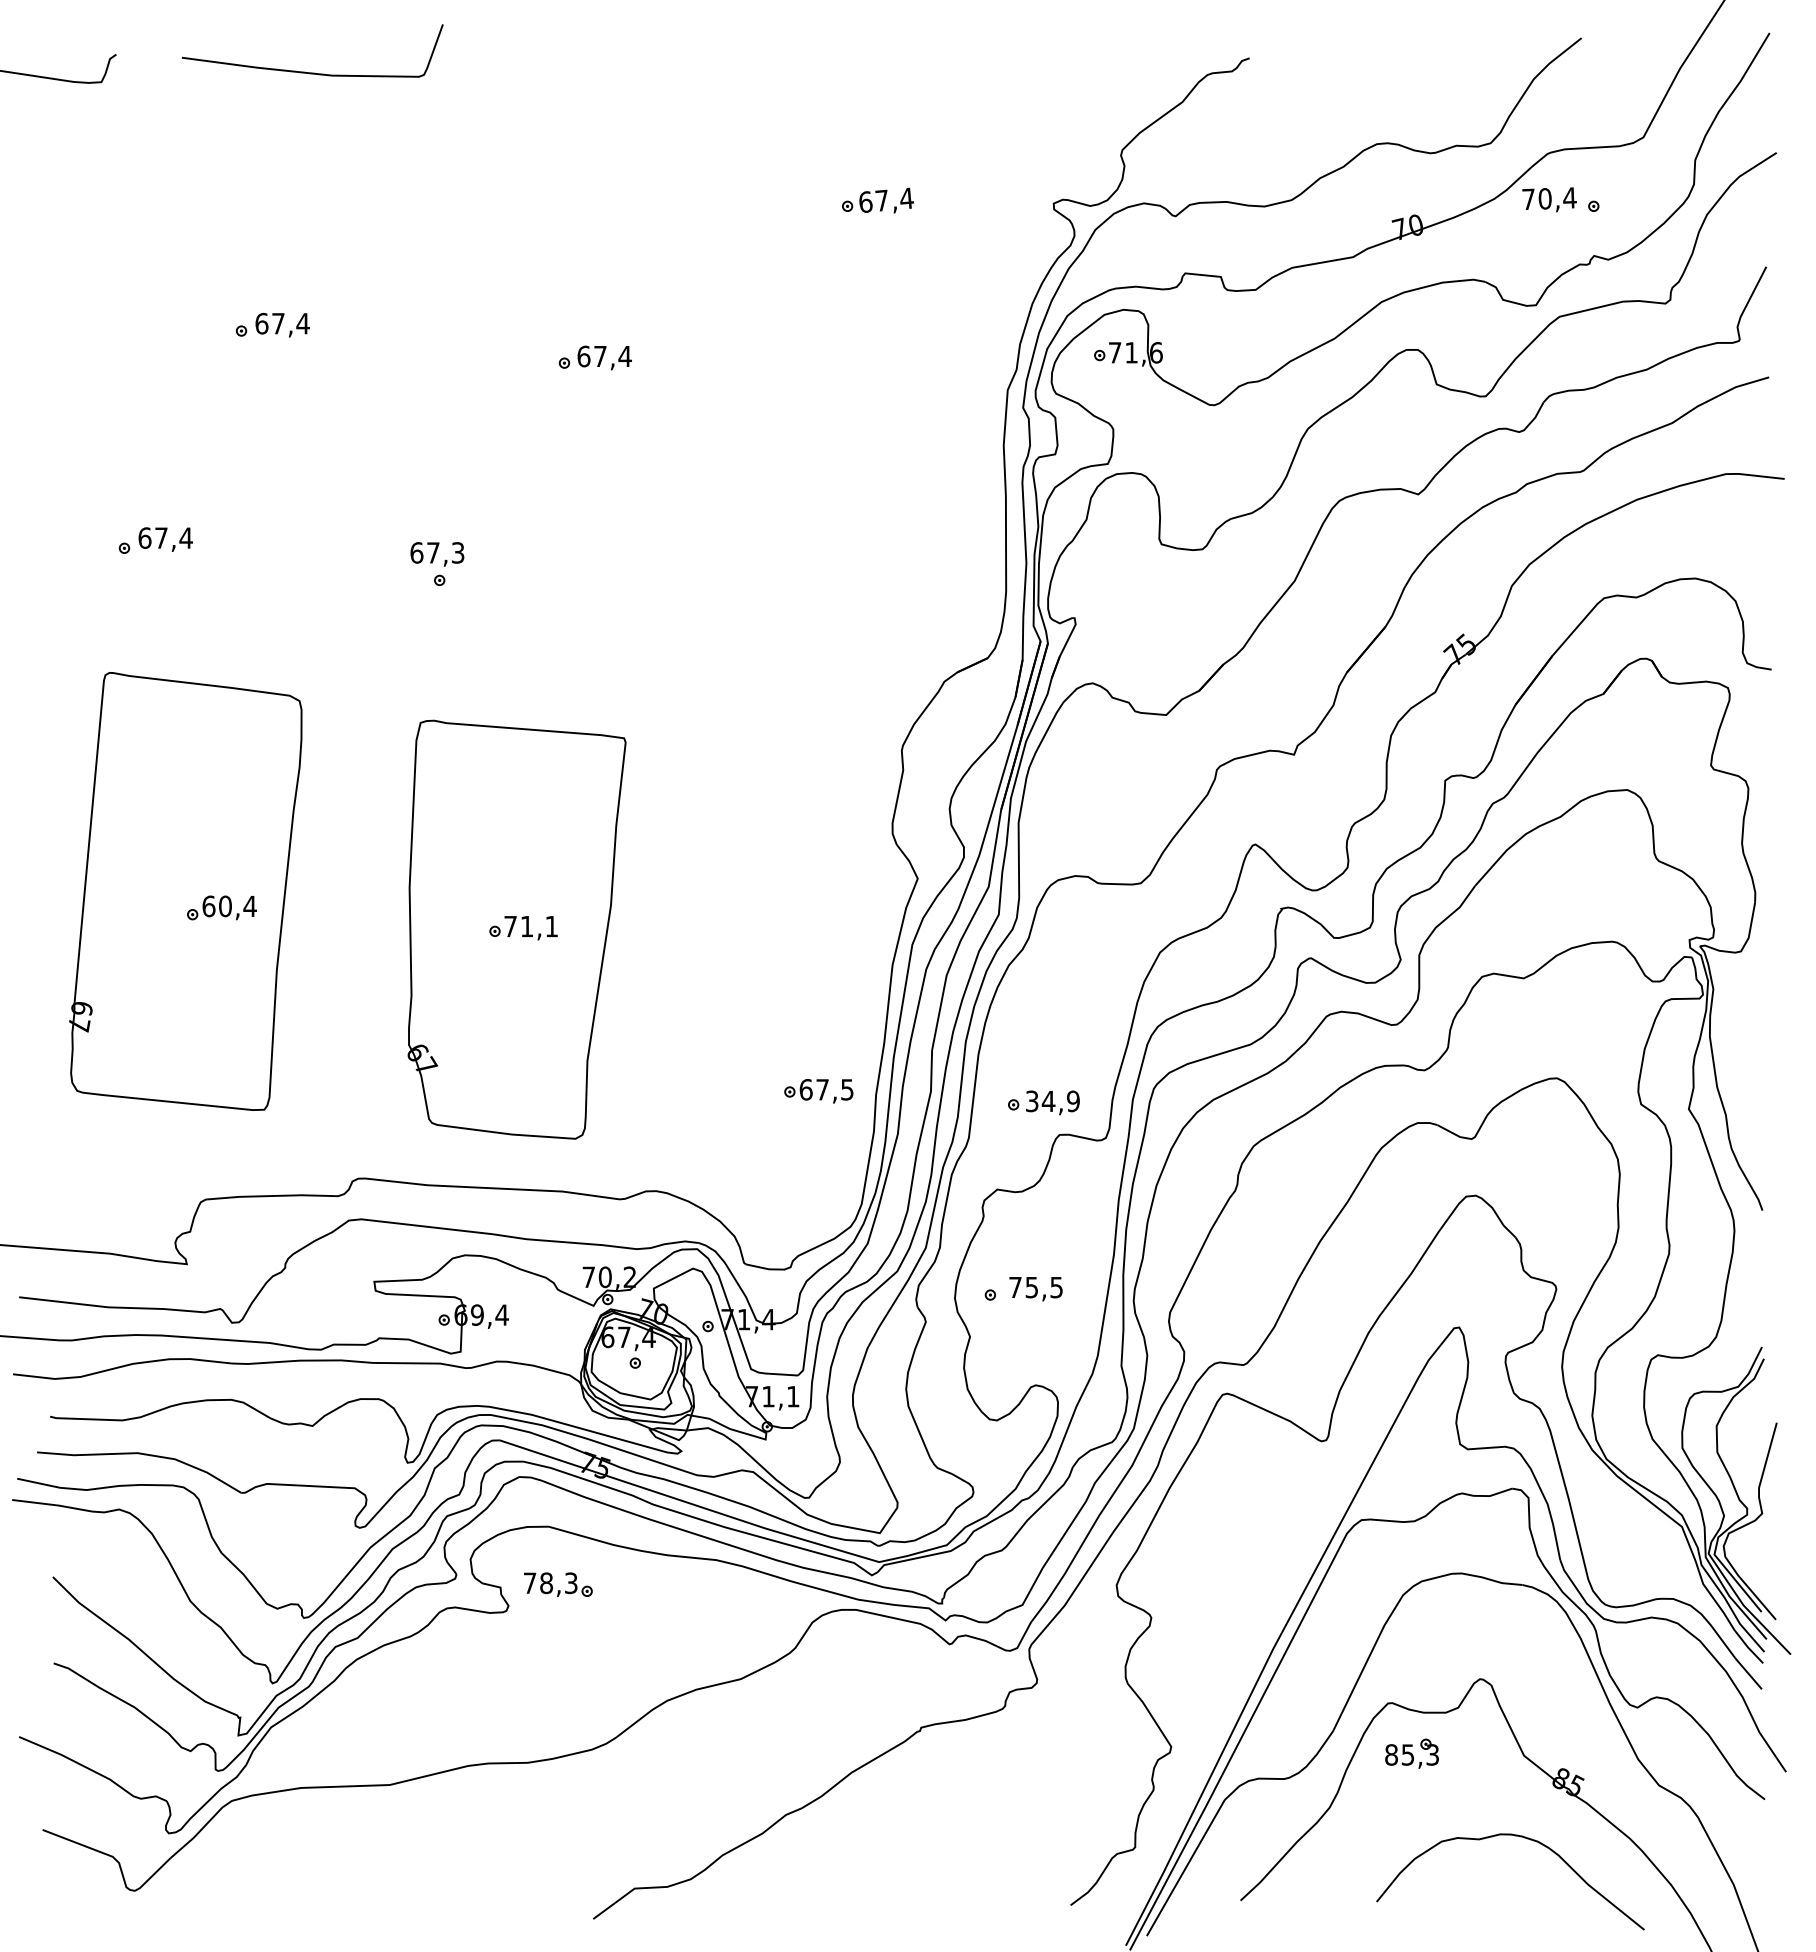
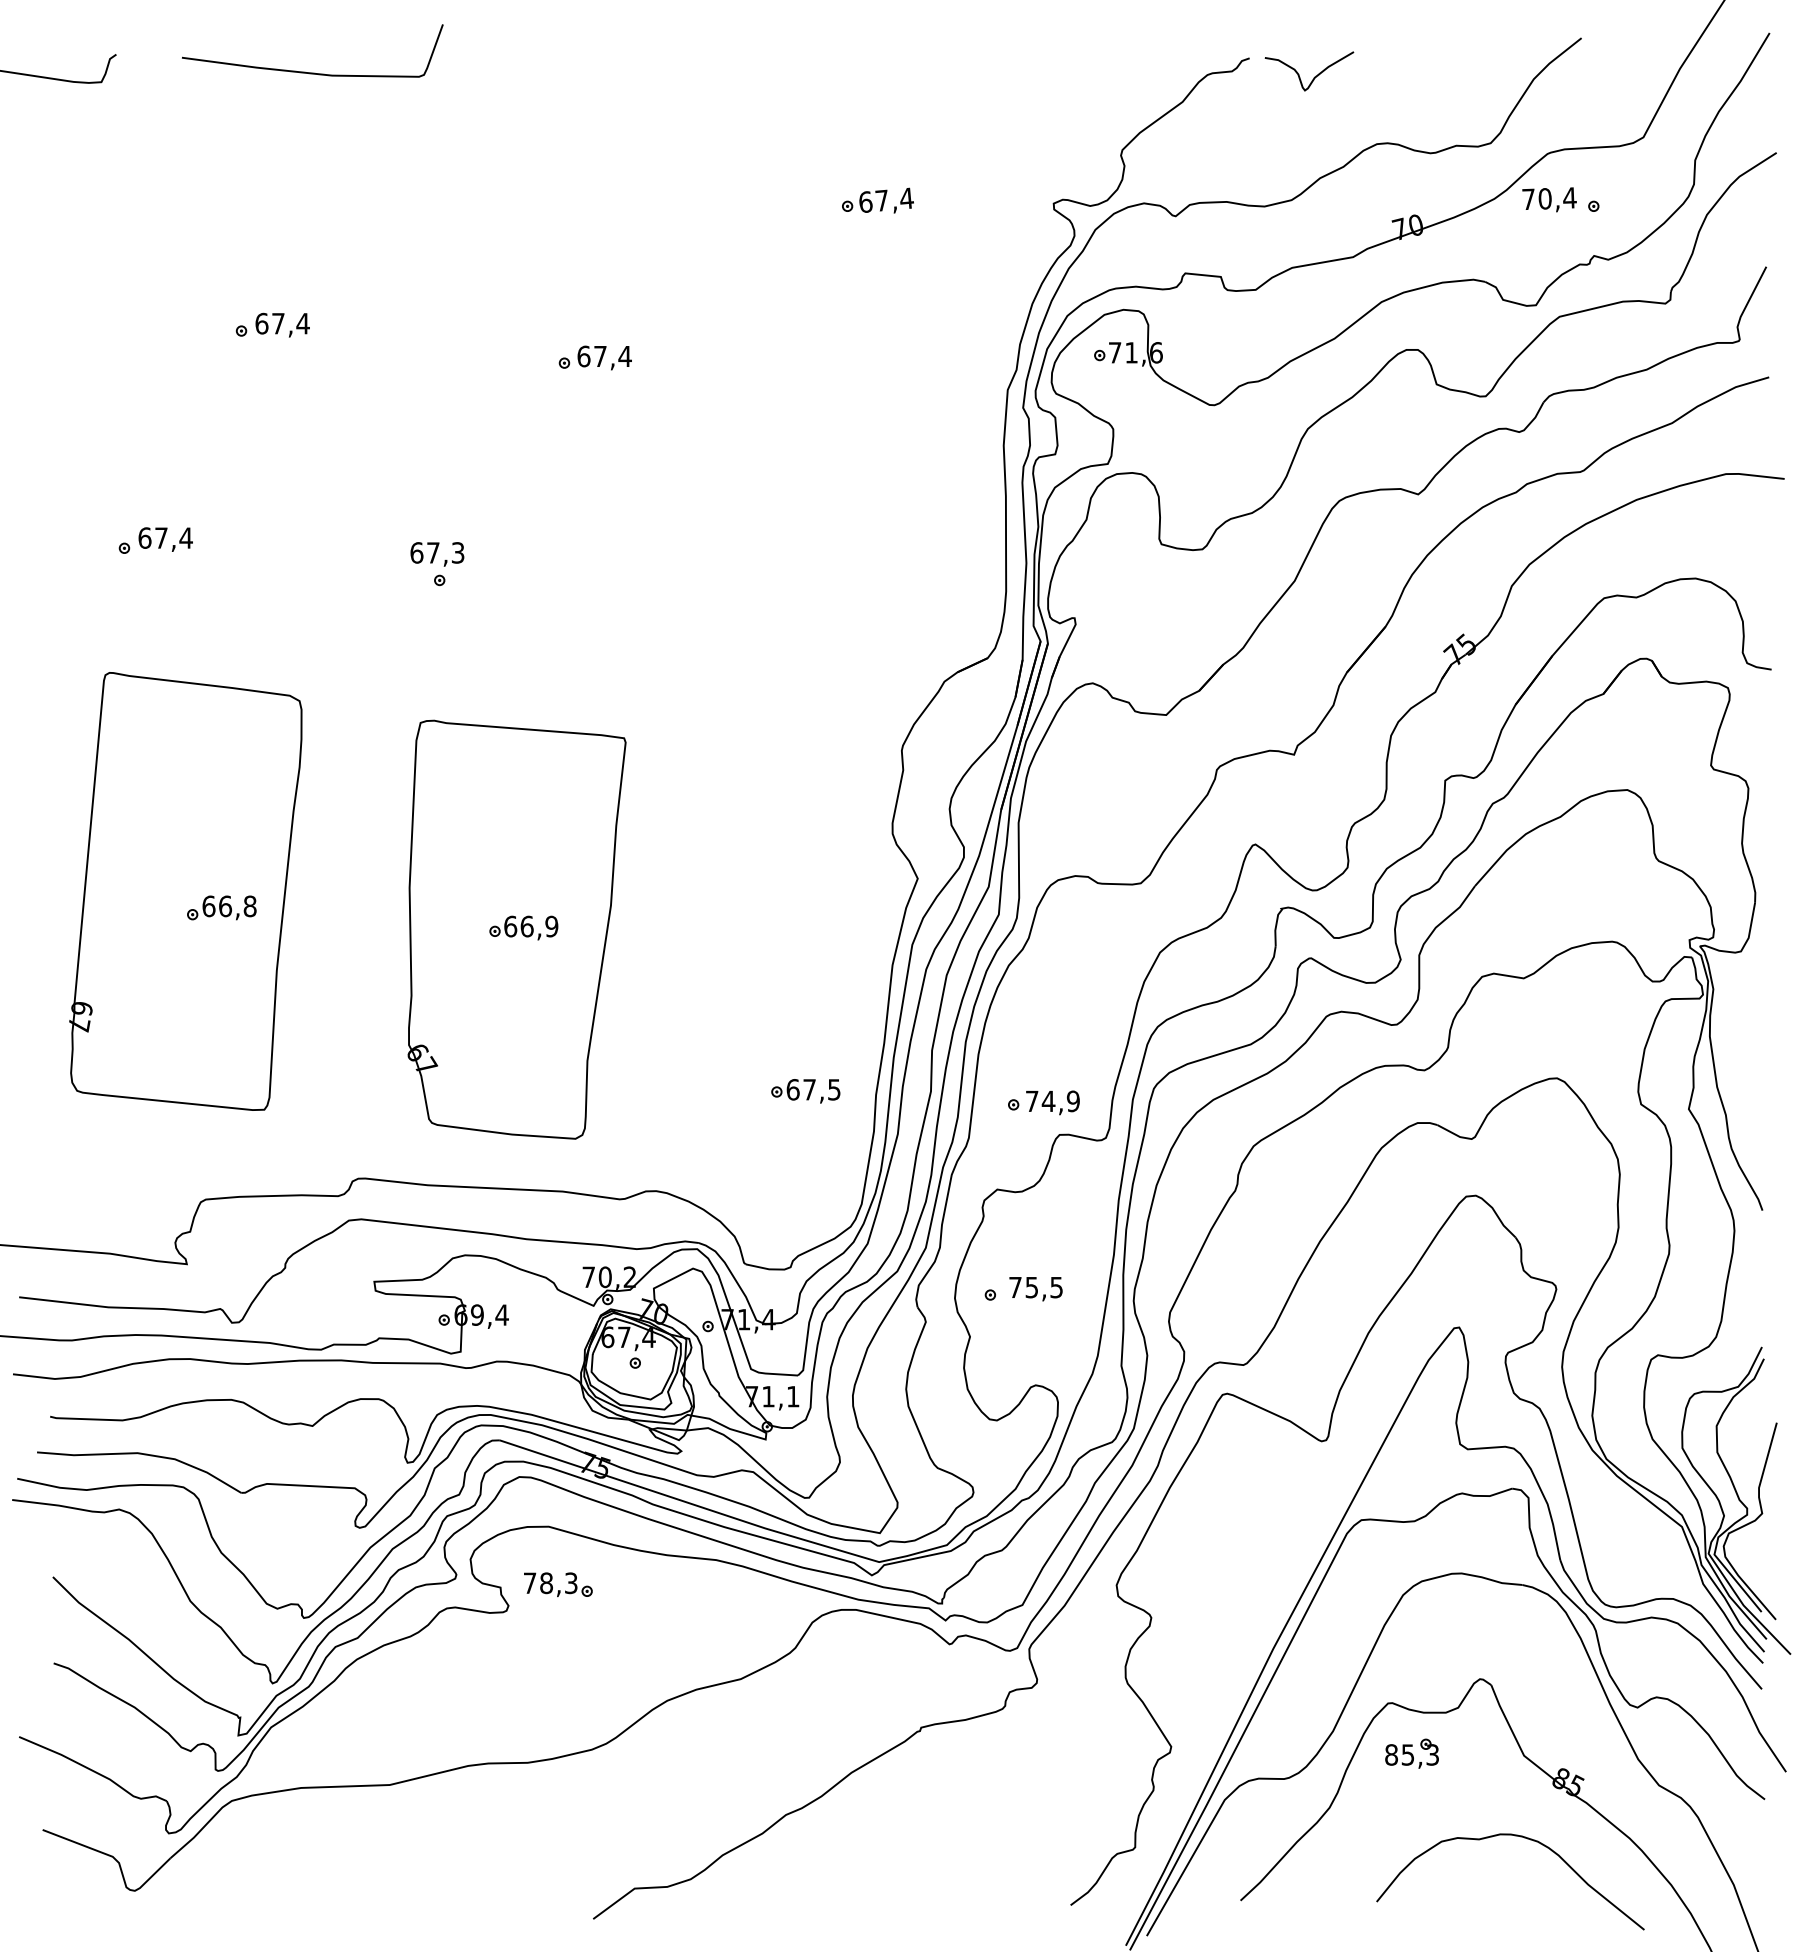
curve: none -> present (1314, 76)
text: 60,4 -> 66,8 (237, 906)
text: 71,1 -> 66,9 (531, 926)
part position: (818, 1091) -> (805, 1091) (805, 1091)
text: 34,9 -> 74,9 (1032, 1101)
